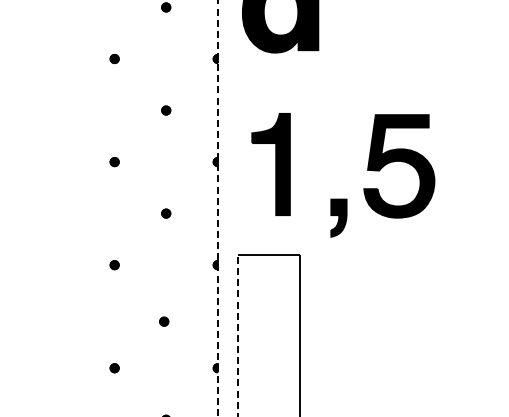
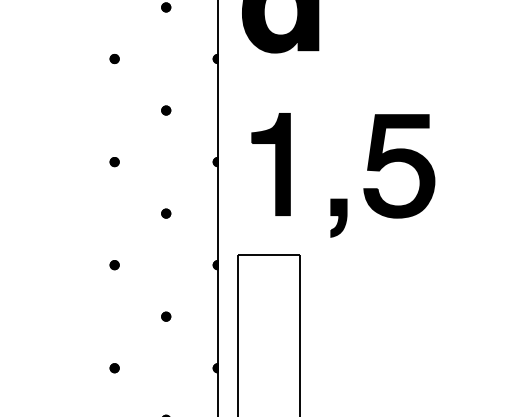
line: dashed -> solid (217, 207)
part position: (164, 321) -> (166, 316) (166, 316)
line: dashed -> solid (238, 335)
